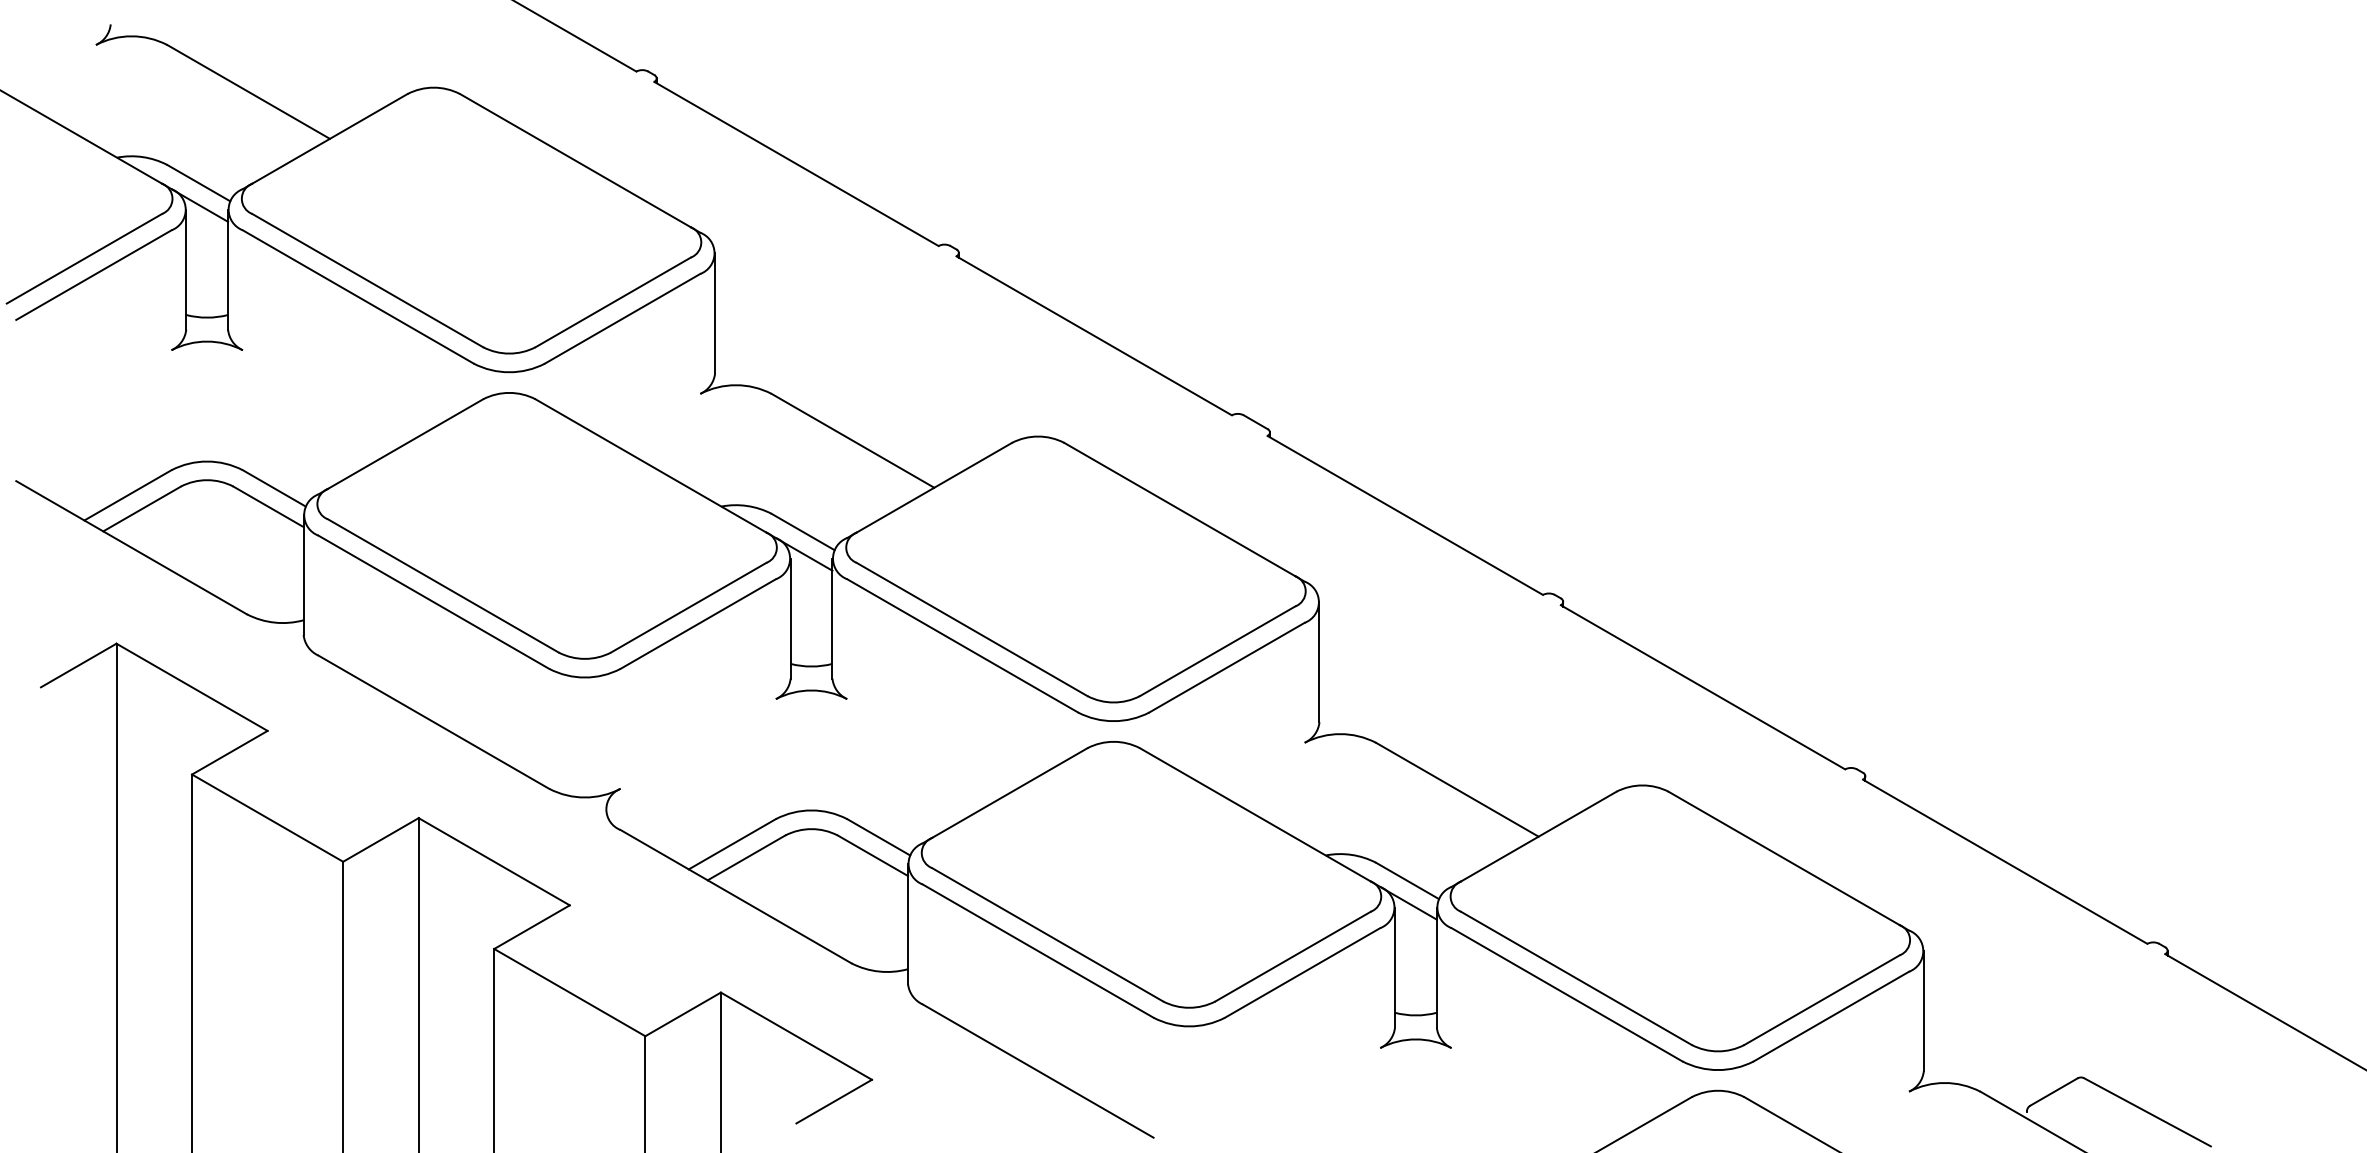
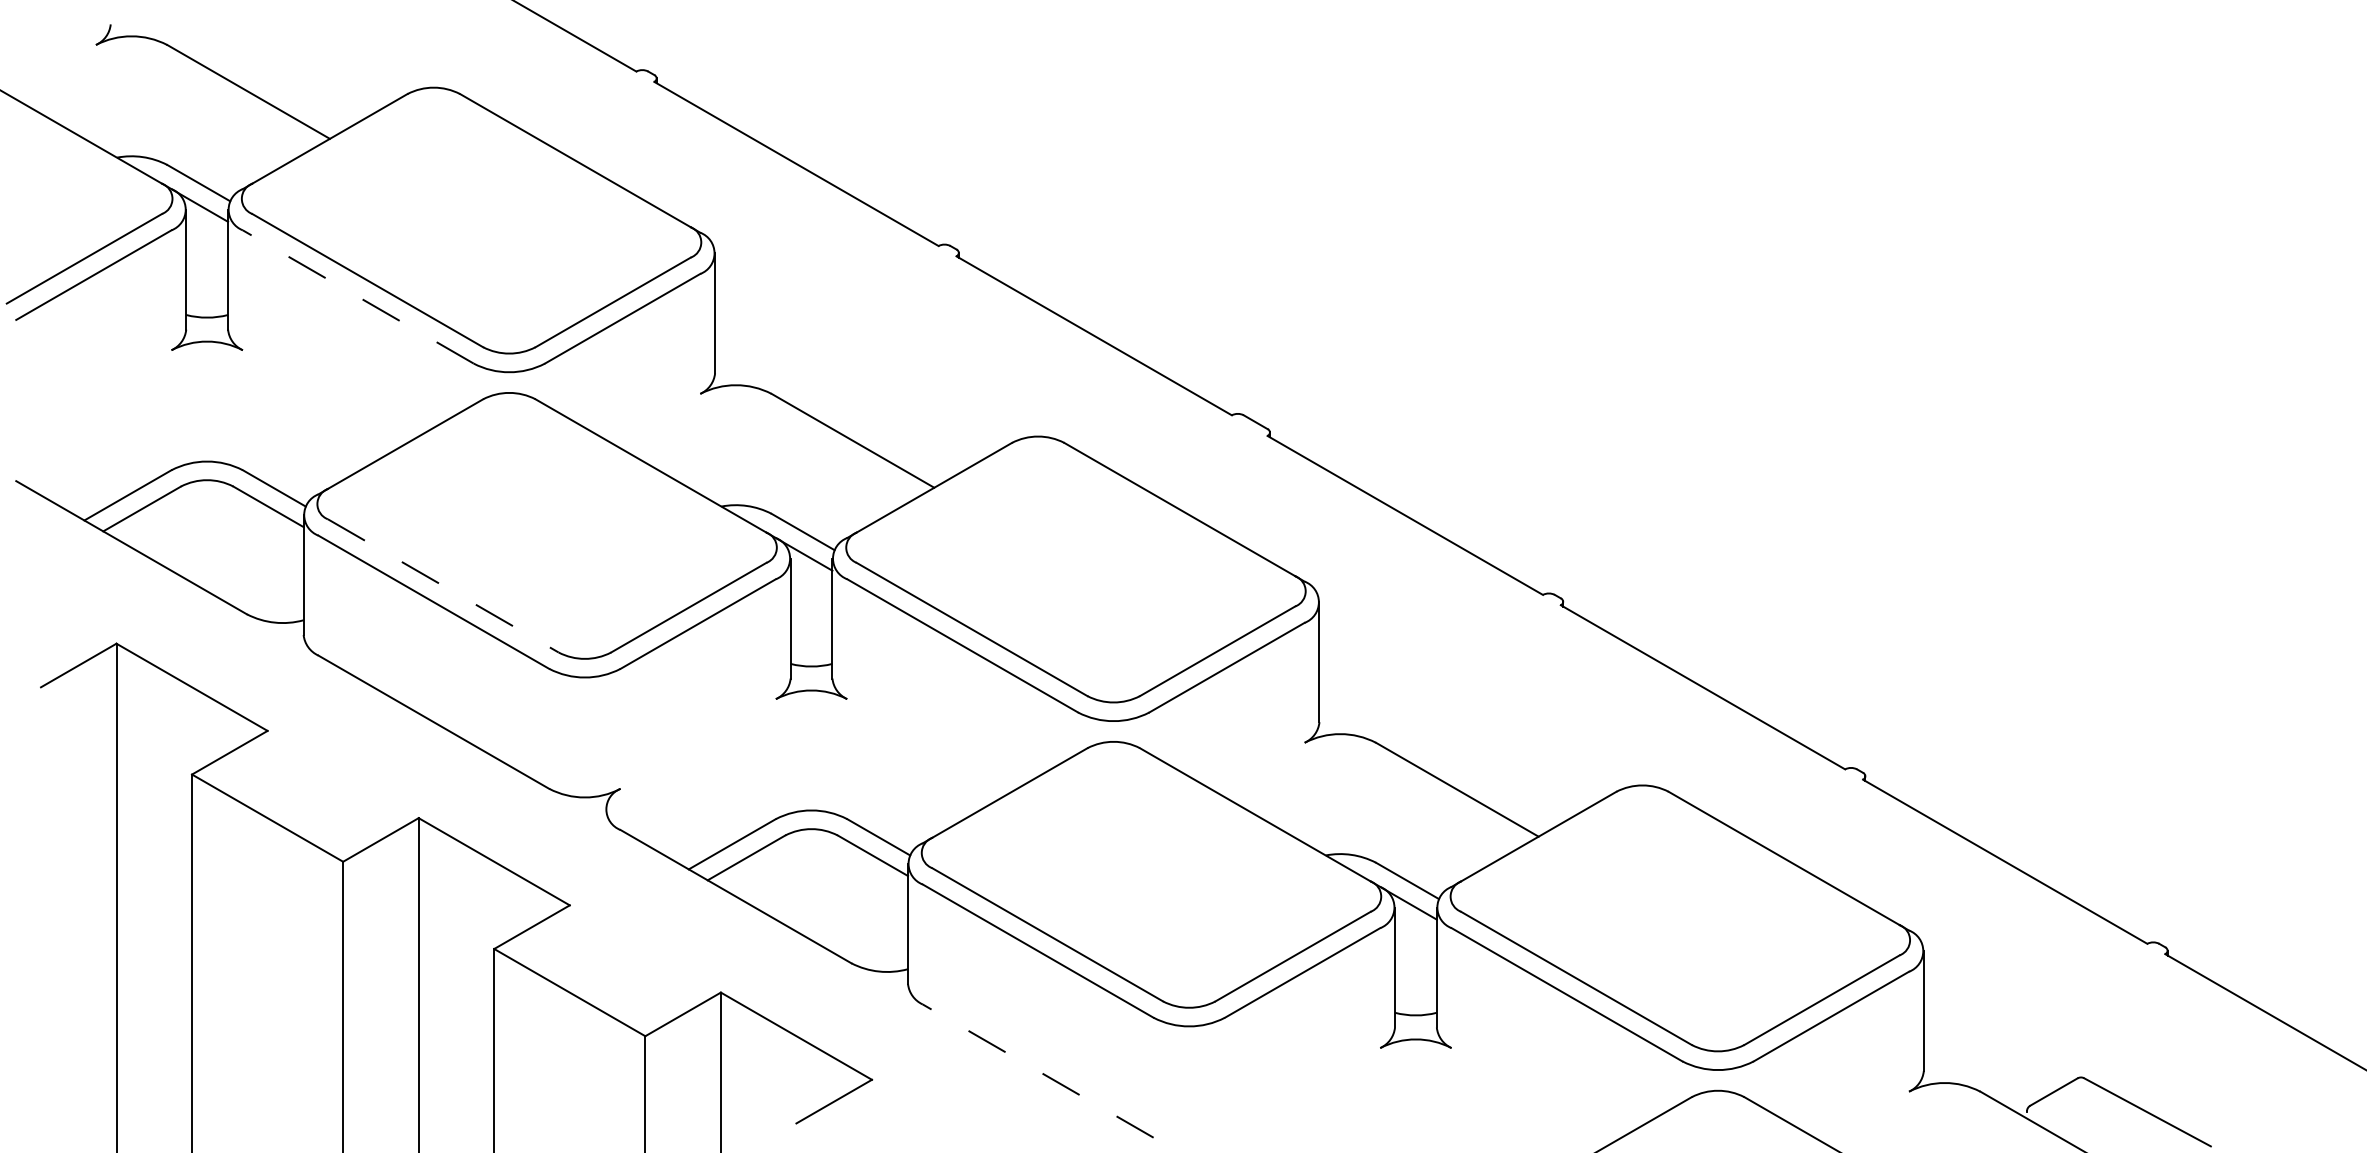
line: solid -> dashed (357, 296)
line: solid -> dashed (443, 586)
line: solid -> dashed (1037, 1070)
